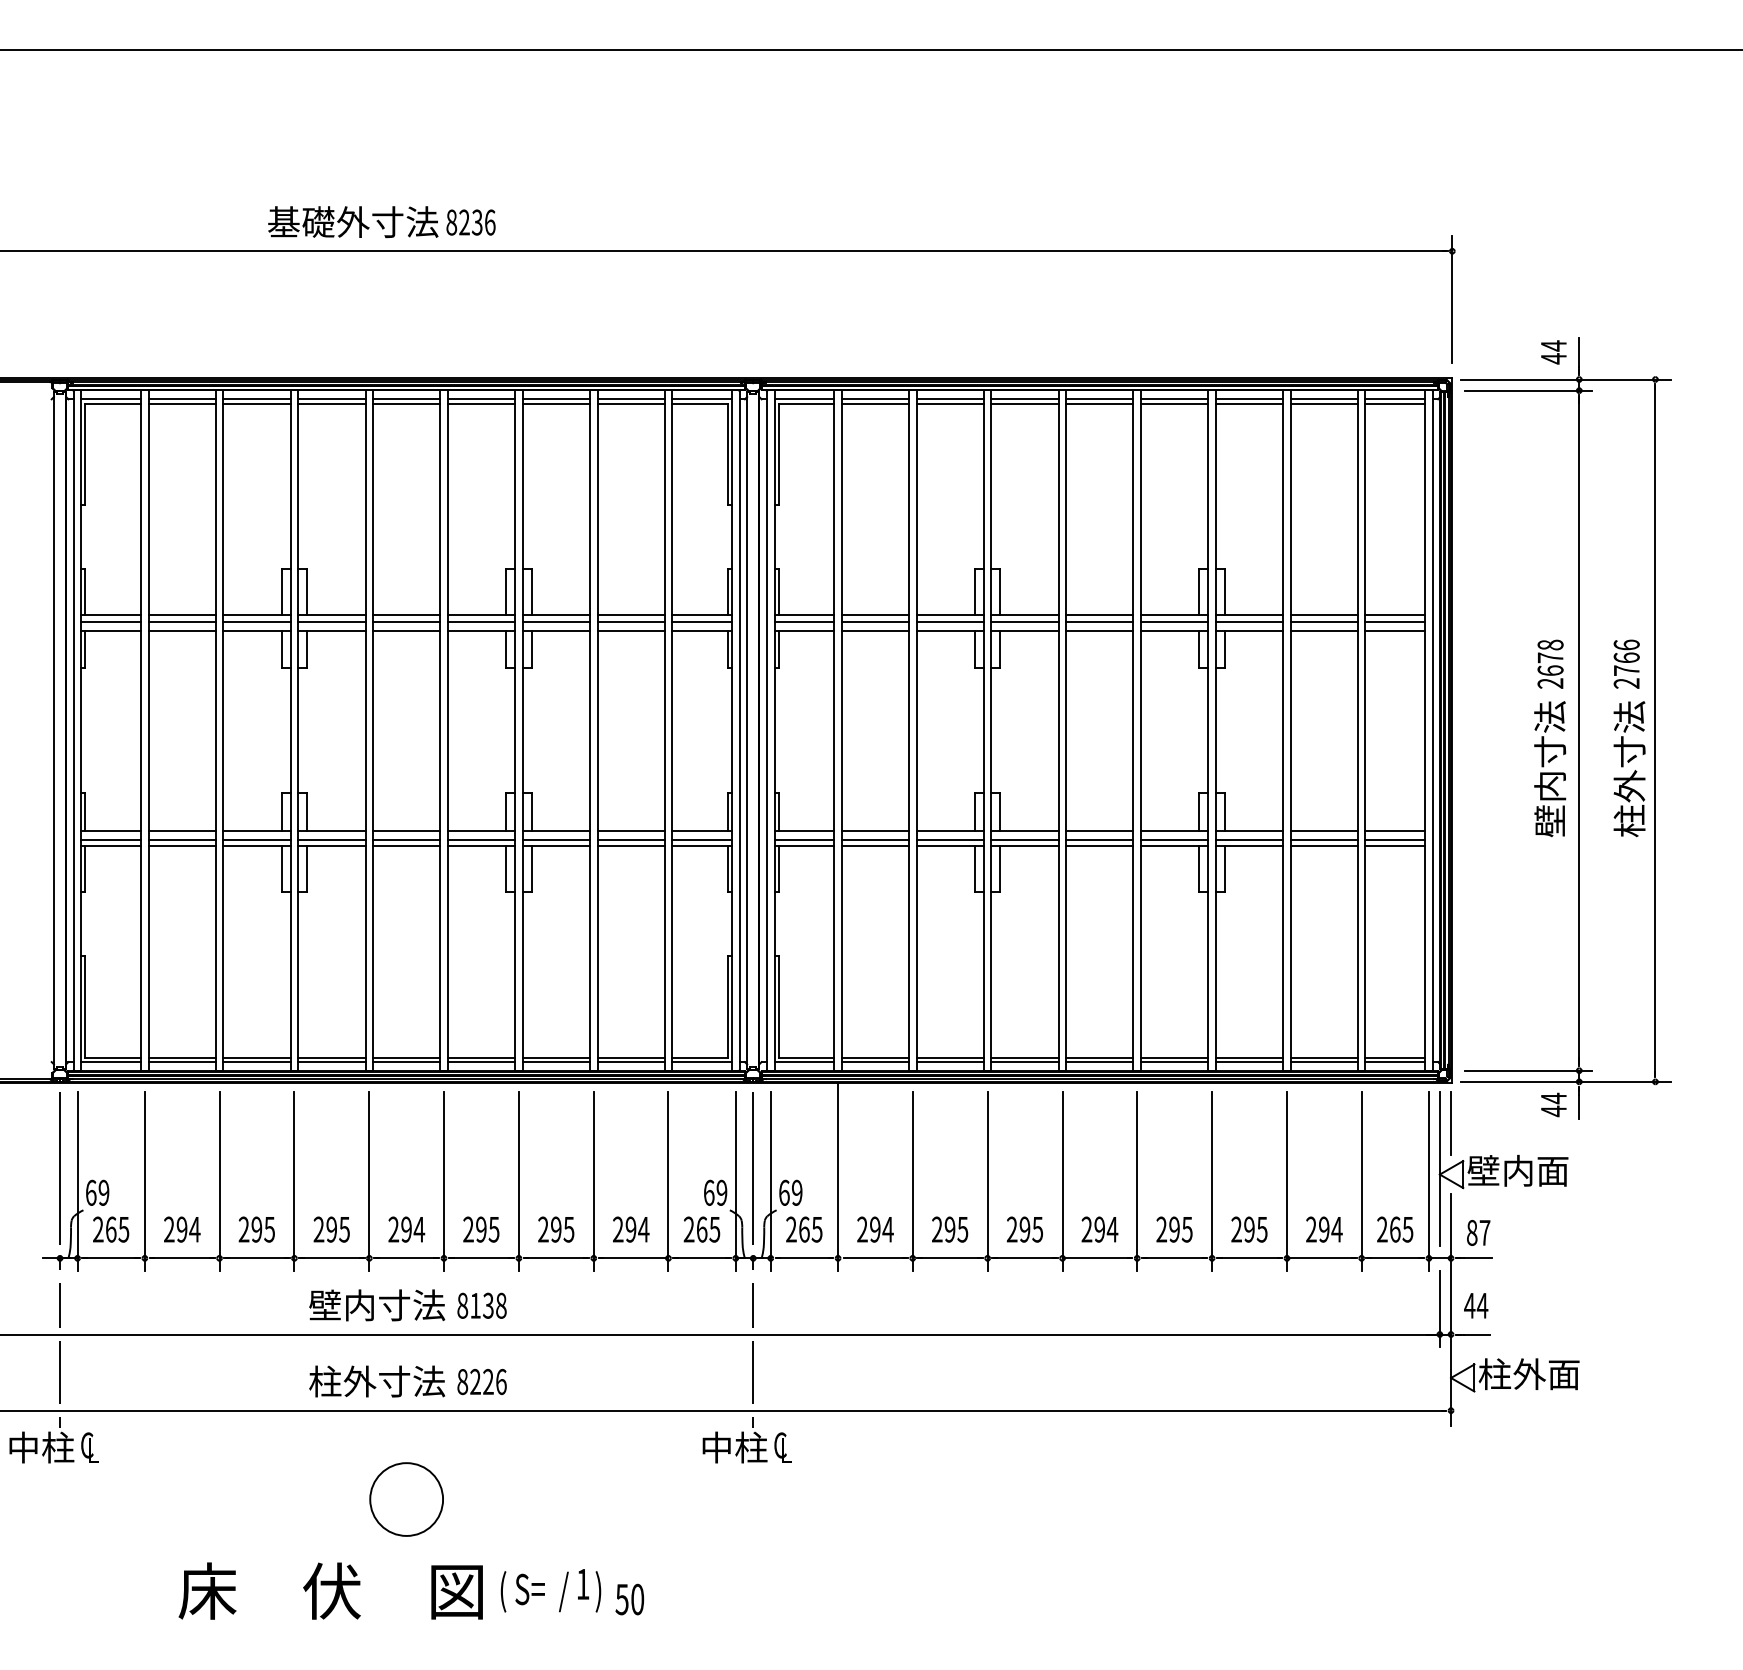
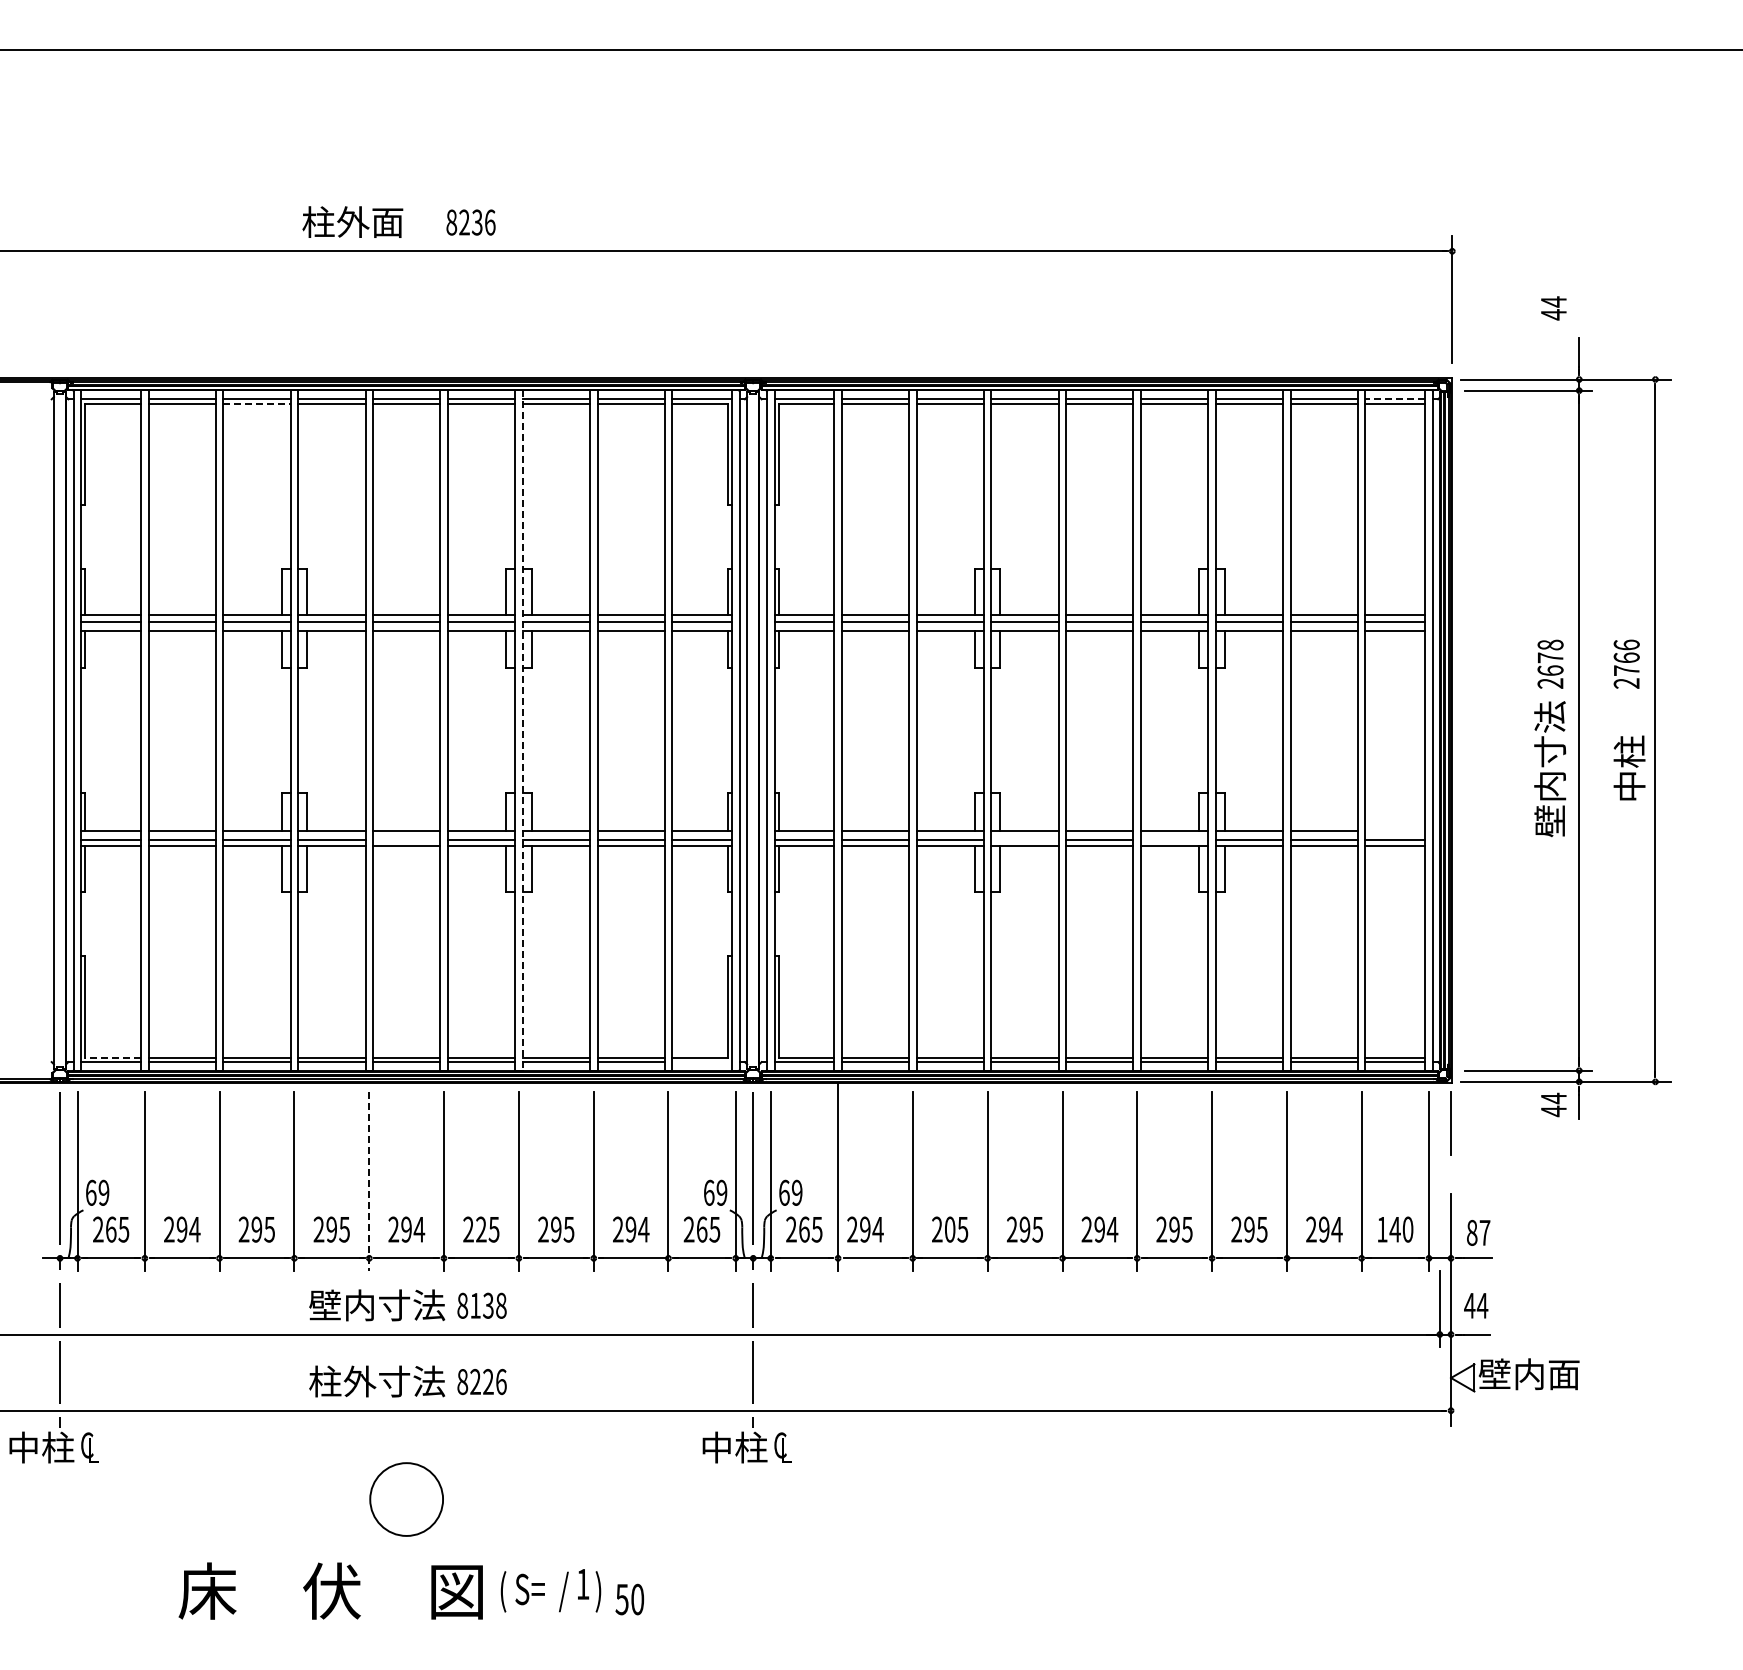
text: 基礎外寸法 -> 柱外面 (353, 222)
text position: (1553, 352) -> (1553, 308) (1553, 308)
line: solid -> dashed (1395, 399)
line: solid -> dashed (256, 403)
line: solid -> dashed (522, 730)
text: 柱外寸法 -> 中柱 (1629, 769)
line: present -> none (1395, 830)
line: present -> none (406, 839)
line: present -> none (1024, 839)
line: present -> none (1174, 839)
line: solid -> dashed (113, 1057)
line: present -> none (701, 1062)
part: present -> none (1503, 1168)
line: solid -> dashed (369, 1182)
text: 295 -> 225 (481, 1229)
text position: (875, 1229) -> (865, 1229) (865, 1229)
text: 295 -> 205 (949, 1229)
text: 265 -> 140 (1395, 1229)
text: 柱外面 -> 壁内面 (1511, 1374)
